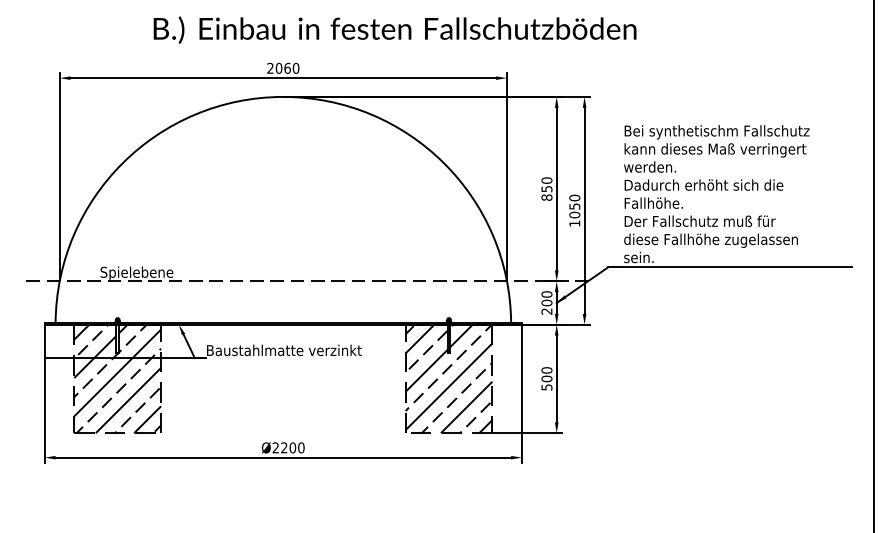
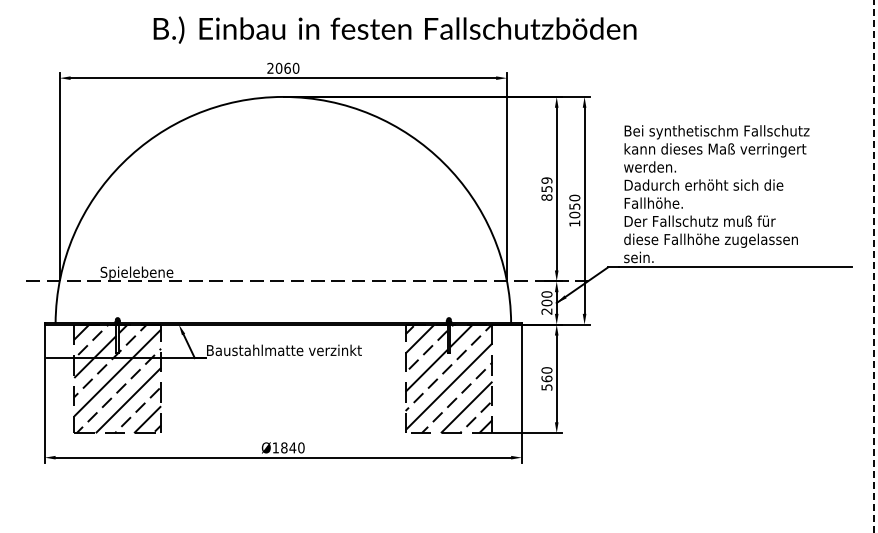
text: 850 -> 859 (546, 180)
line: solid -> dashed (874, 266)
text: 500 -> 560 (546, 378)
text: Ø2200 -> Ø1840 (284, 447)
